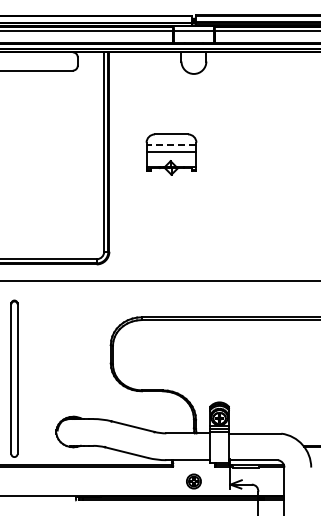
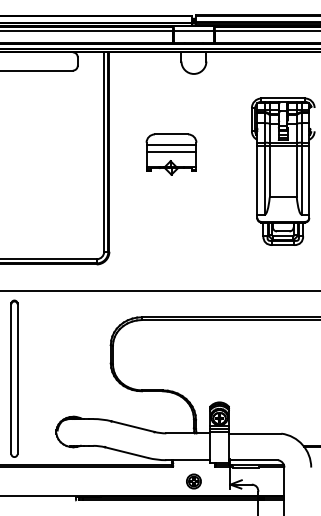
line: dashed -> solid (171, 145)
part: none -> present (283, 171)
line position: (159, 280) -> (159, 290) (159, 290)
